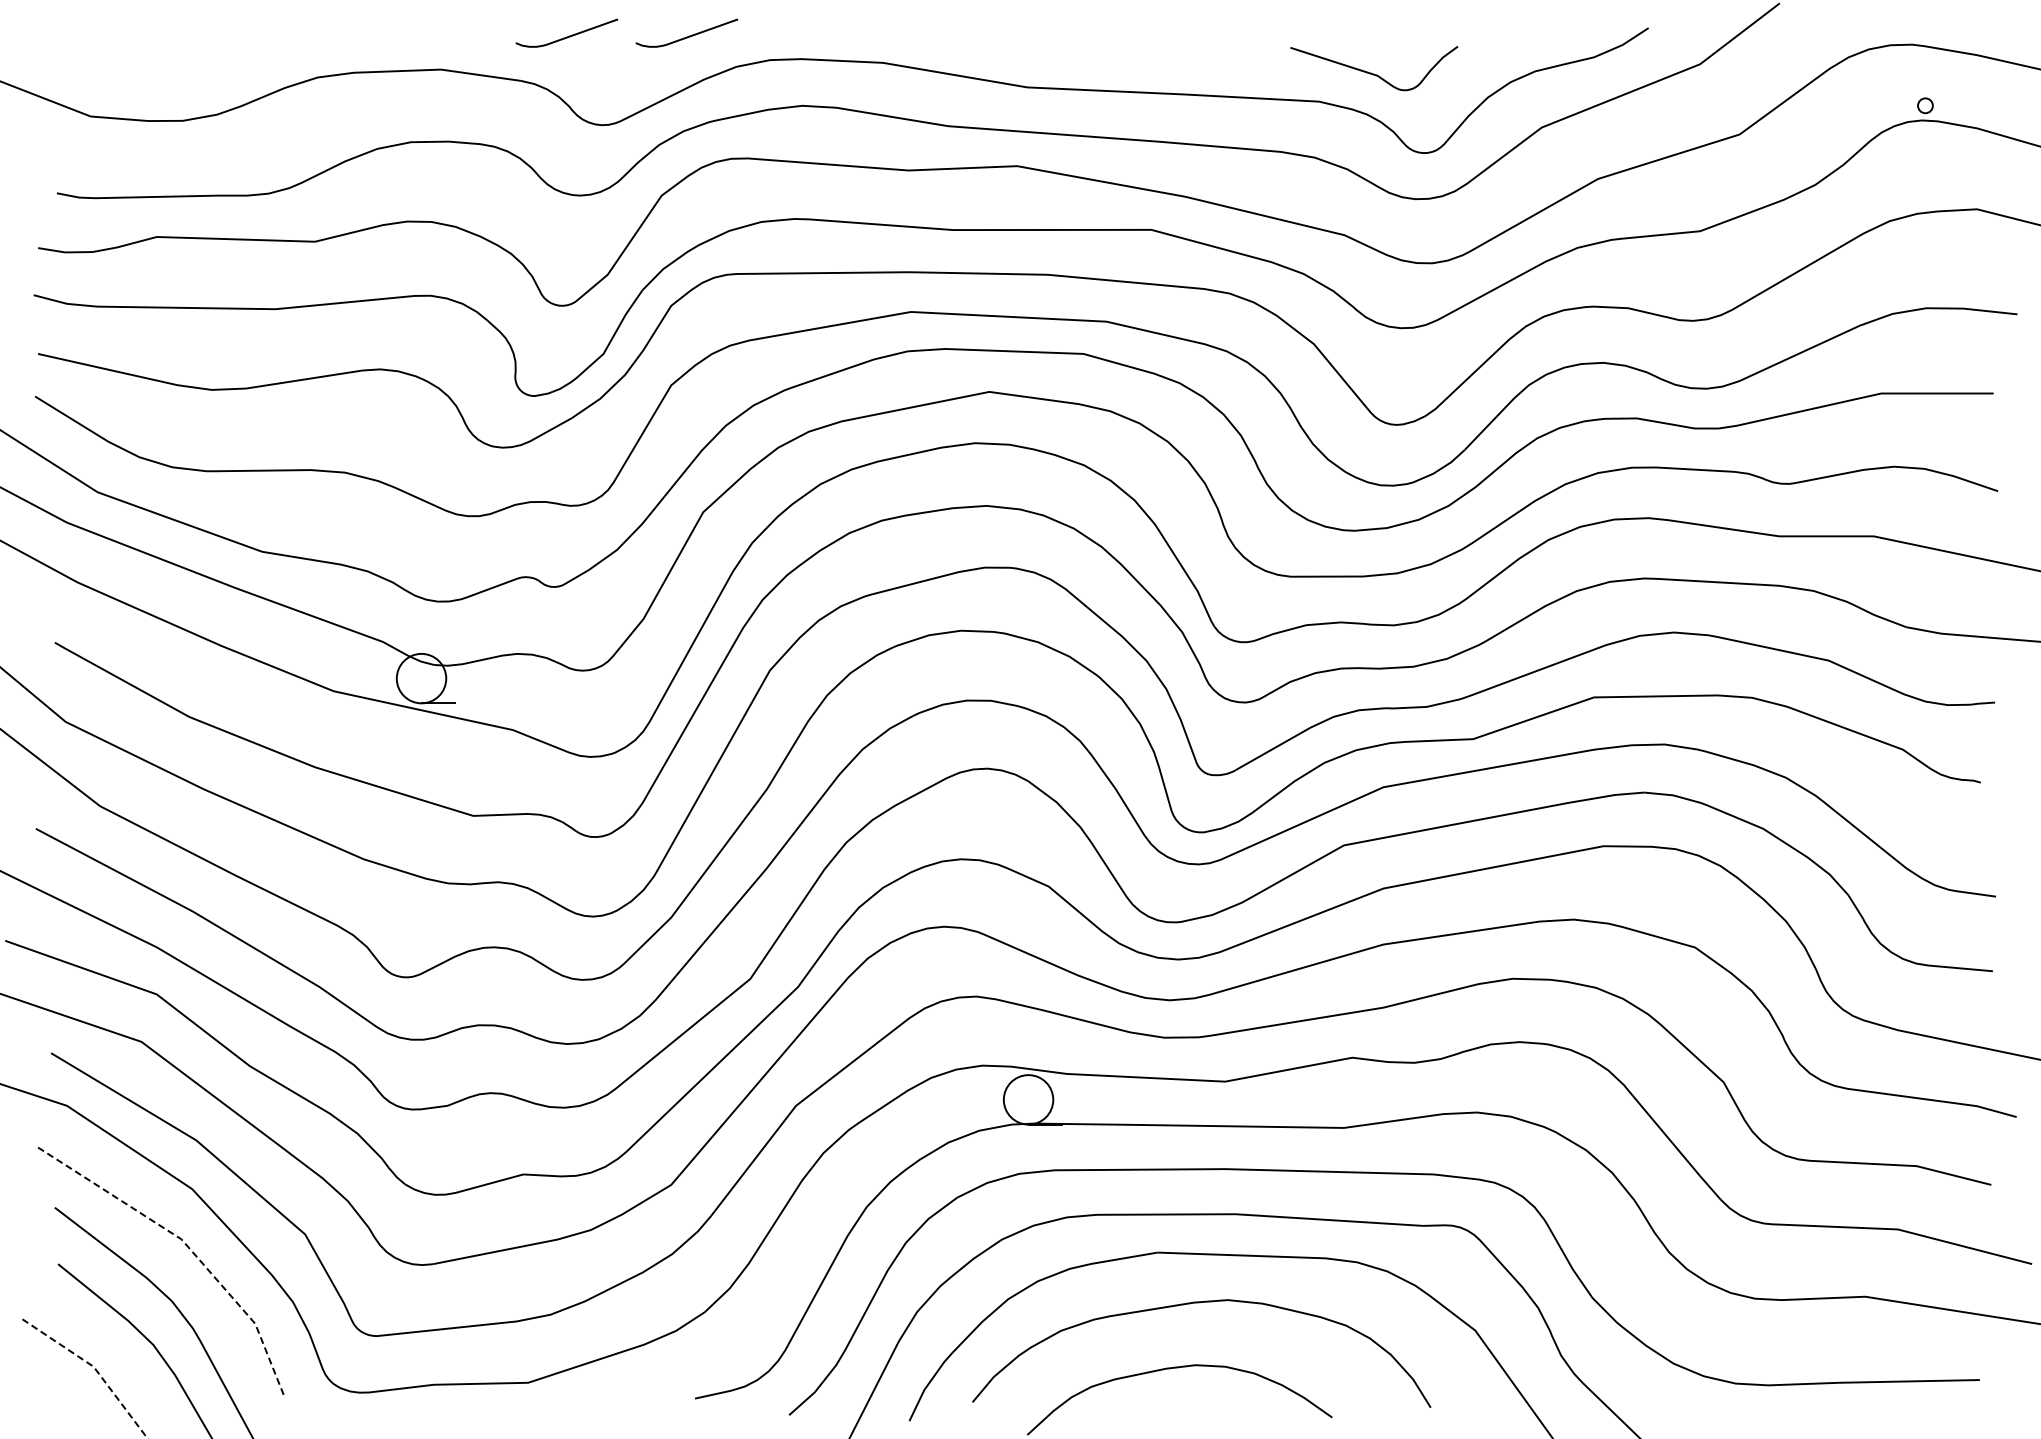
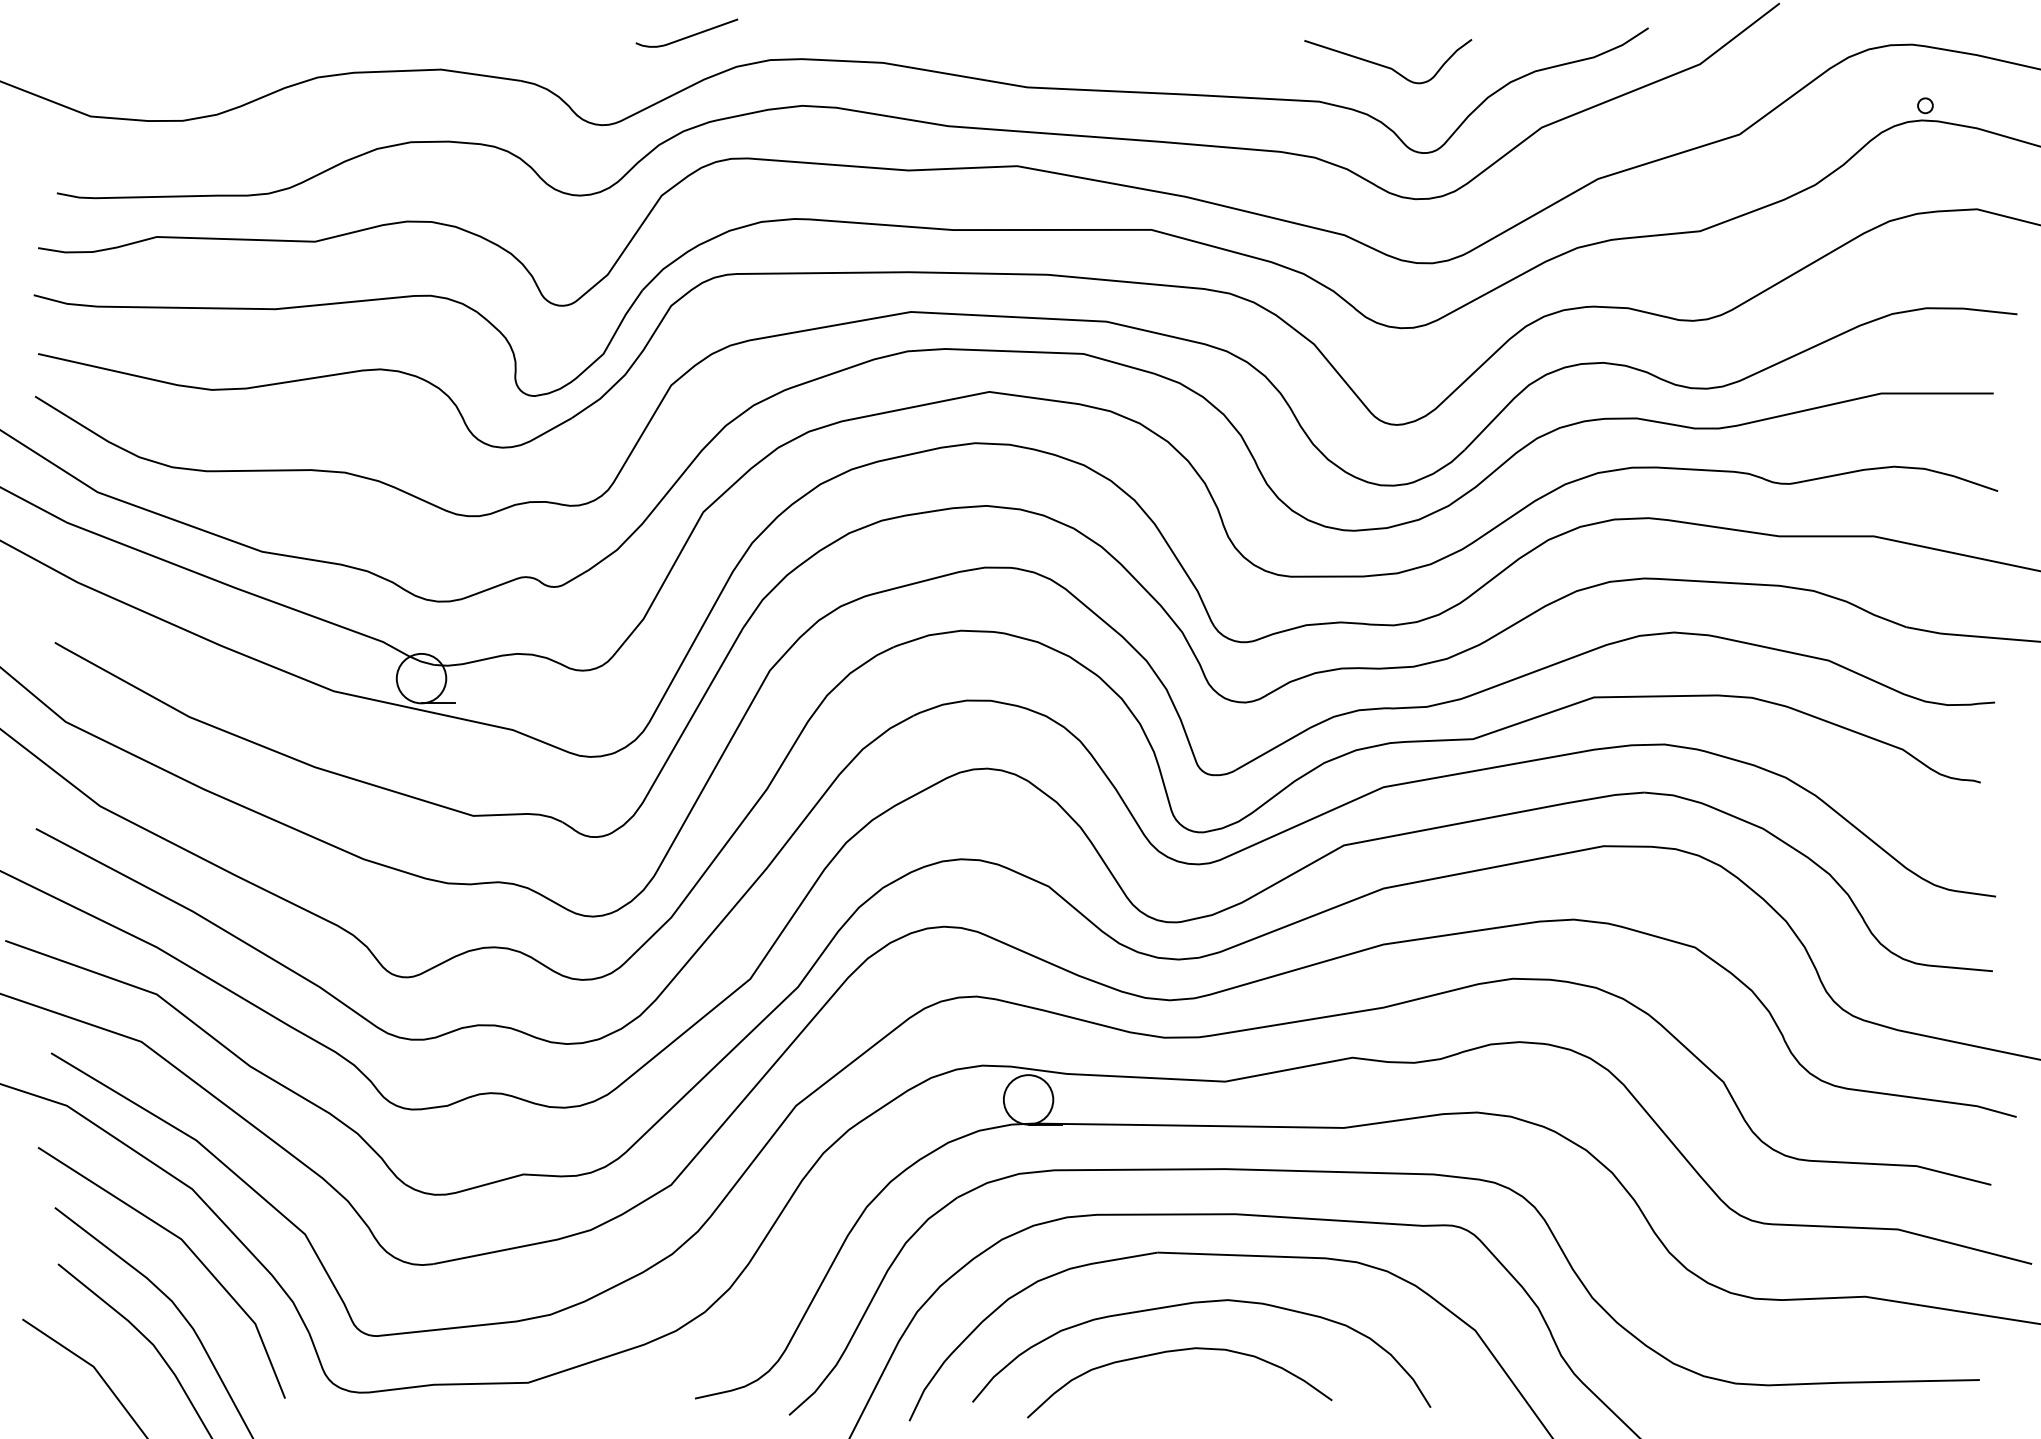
curve: present -> none (566, 36)
curve position: (1371, 72) -> (1385, 65) (1385, 65)
line: dashed -> solid (189, 1248)
line: dashed -> solid (94, 1368)
curve position: (1178, 1368) -> (1178, 1351) (1178, 1351)
